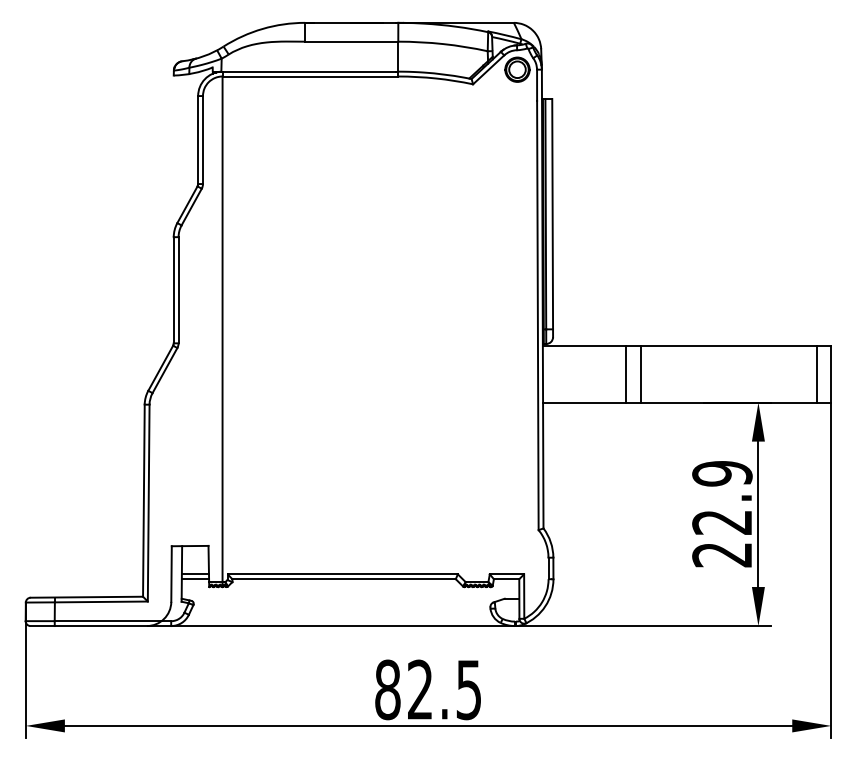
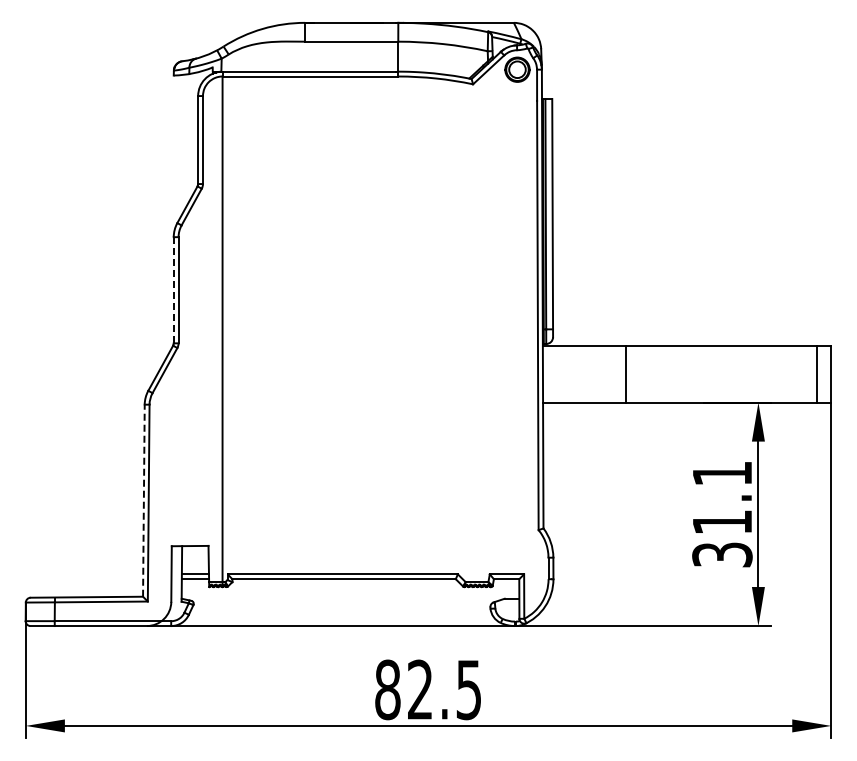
line: solid -> dashed (173, 289)
line: present -> none (640, 373)
line: solid -> dashed (143, 500)
text: 22.9 -> 31.1 (722, 514)
